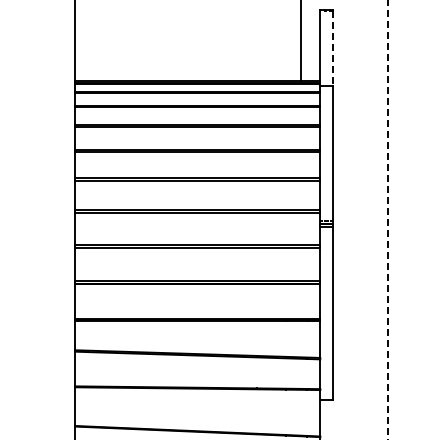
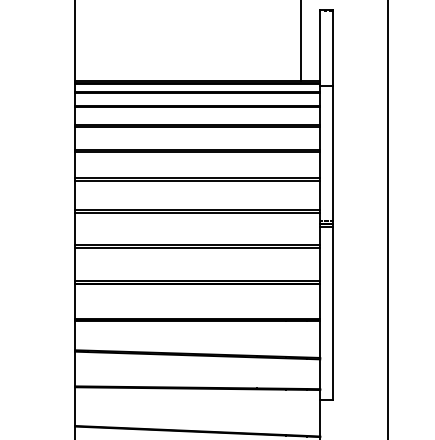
line: dashed -> solid (333, 48)
line: dashed -> solid (387, 219)
